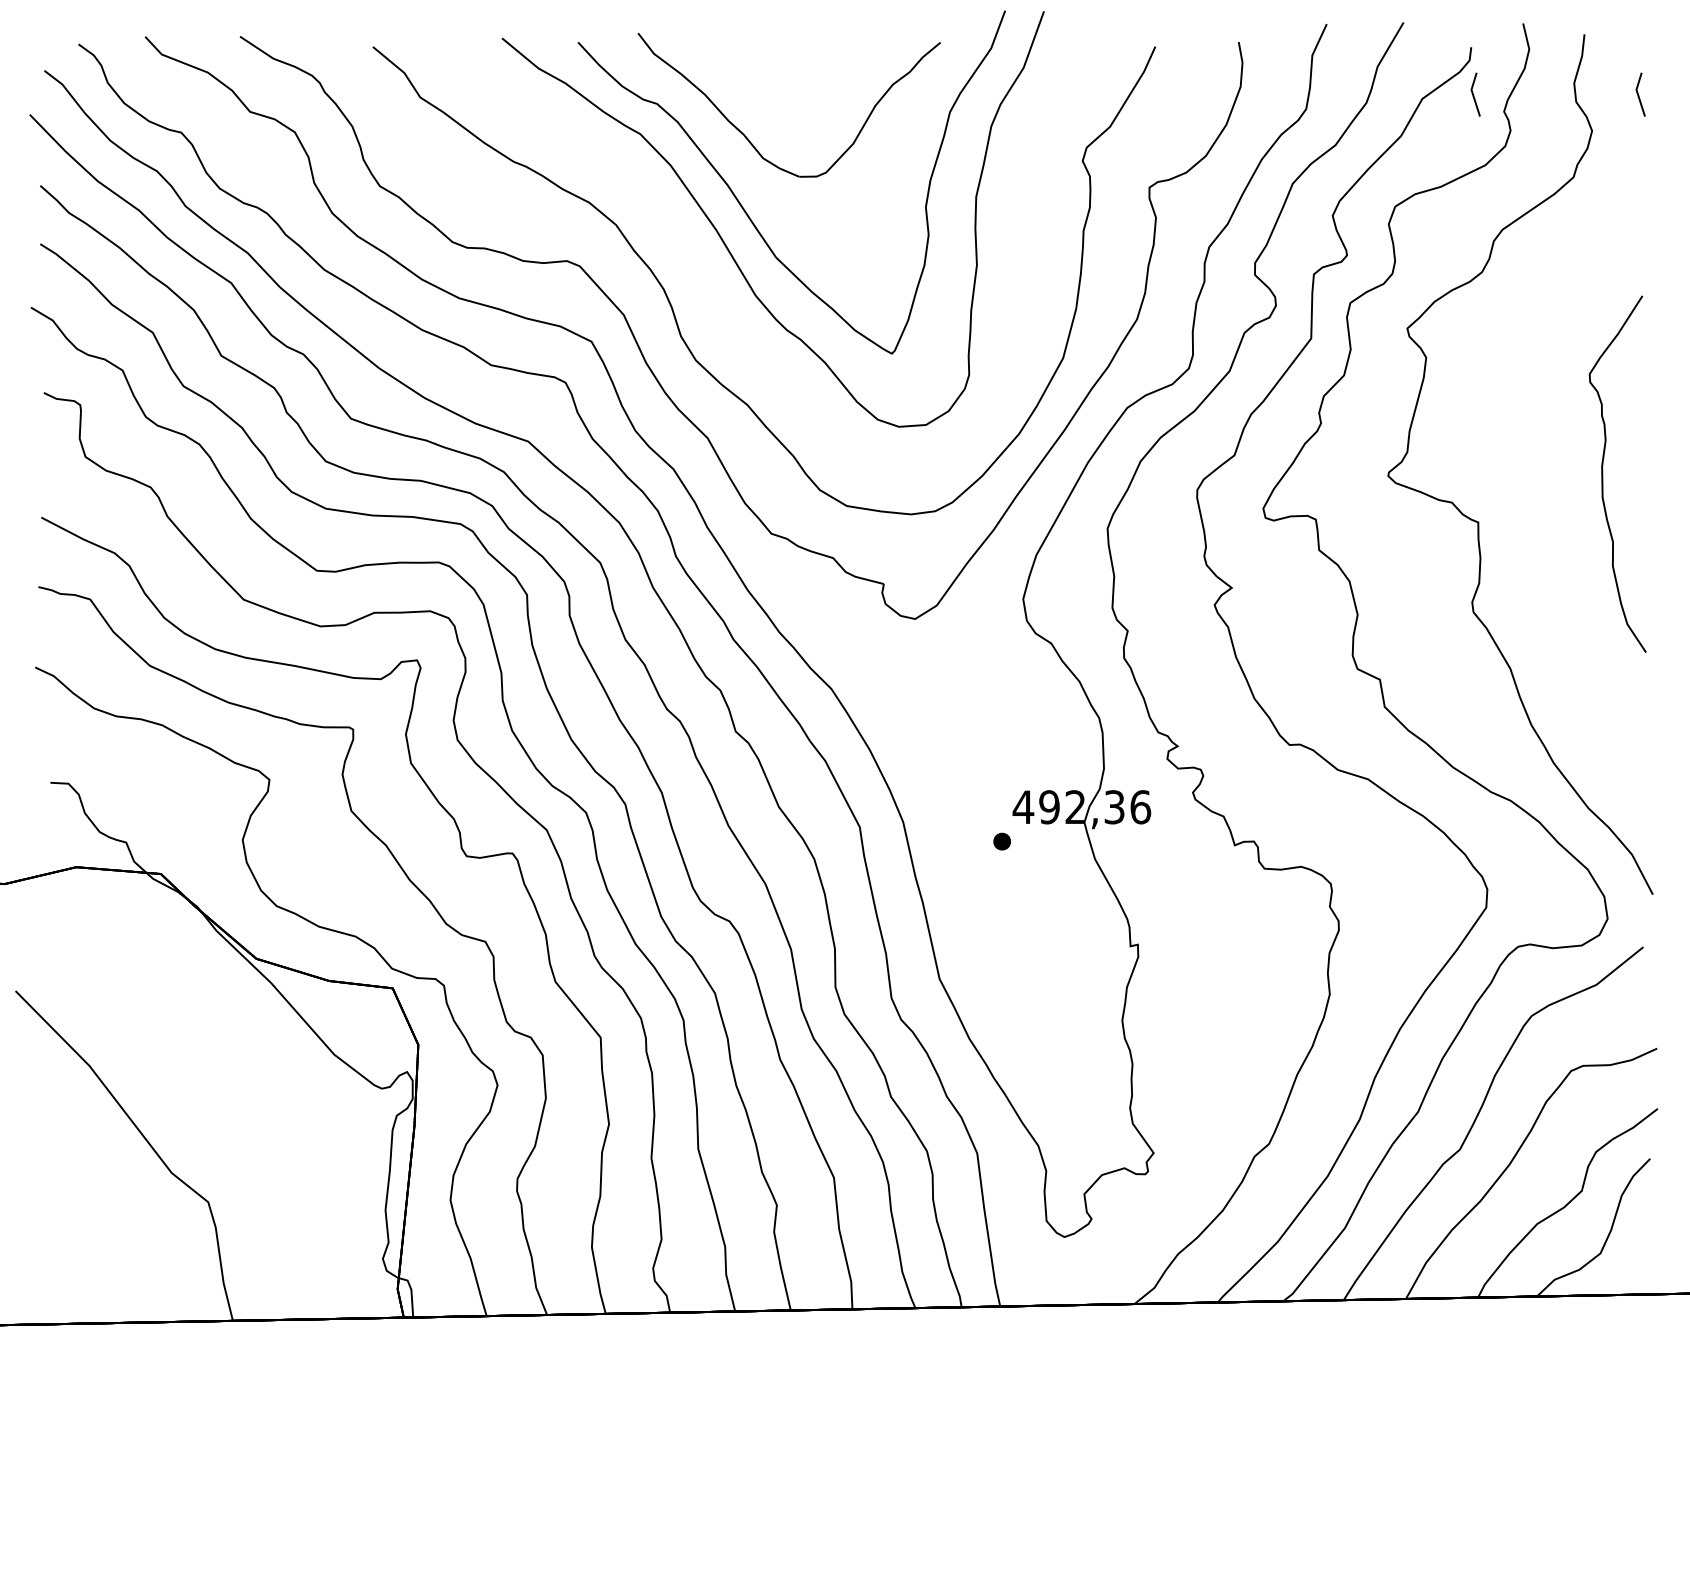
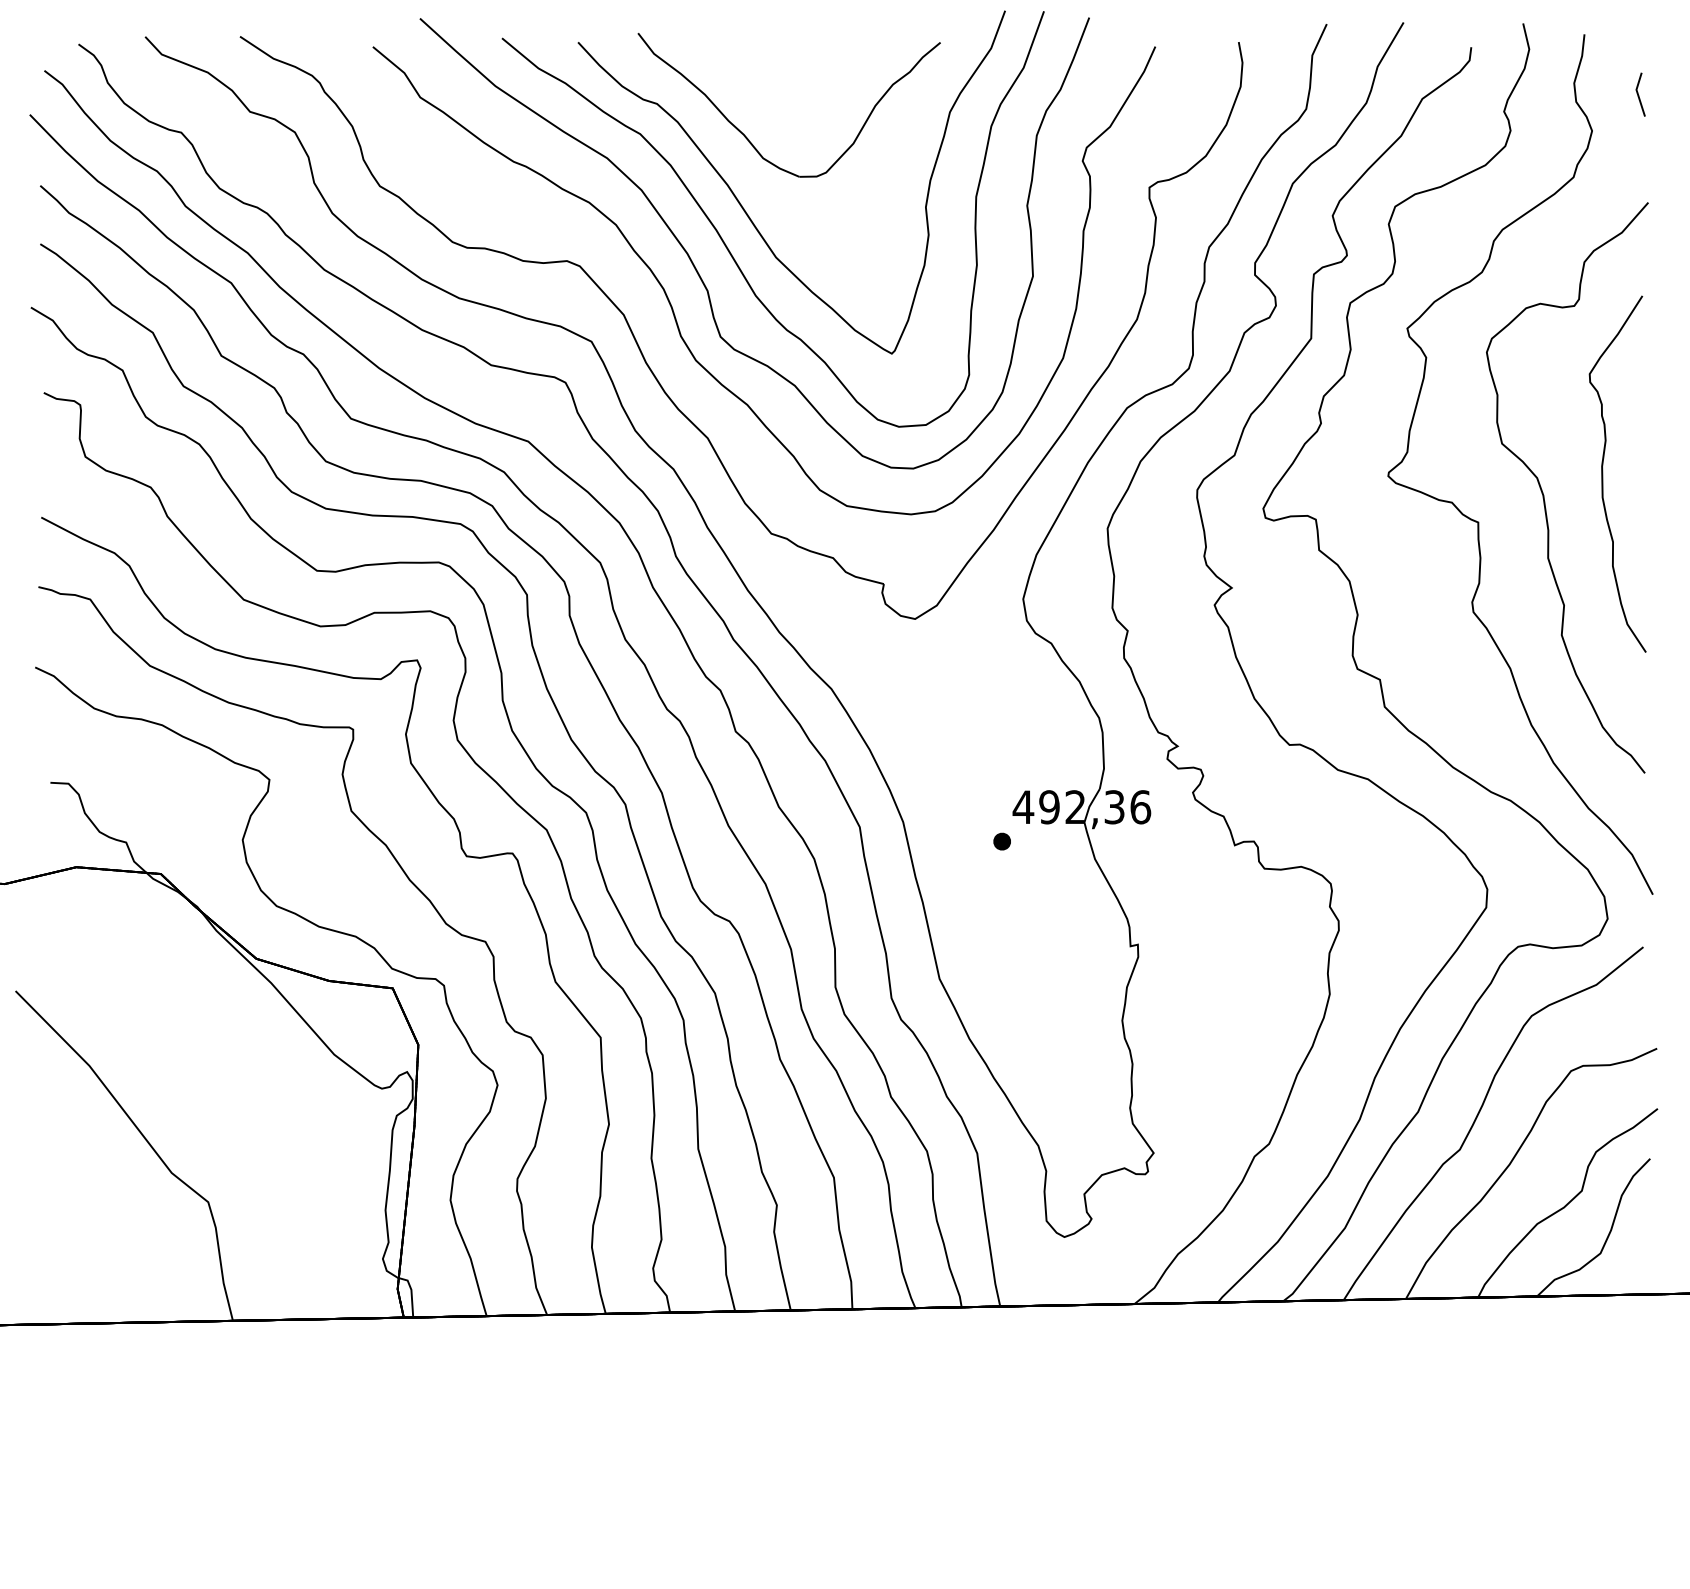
line: present -> none (1474, 95)
curve: none -> present (698, 271)
curve: none -> present (1544, 495)
